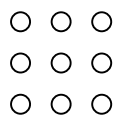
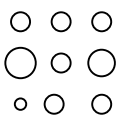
circle diameter: 19 px -> 30 px (20, 62)
circle size: 22x22 px -> 29x30 px (101, 62)
circle size: 21x22 px -> 14x14 px (20, 103)
circle position: (60, 103) -> (53, 103) (53, 103)
